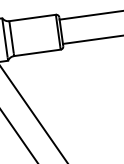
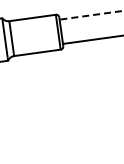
line: solid -> dashed (91, 15)
line: present -> none (34, 114)
line: present -> none (18, 135)
